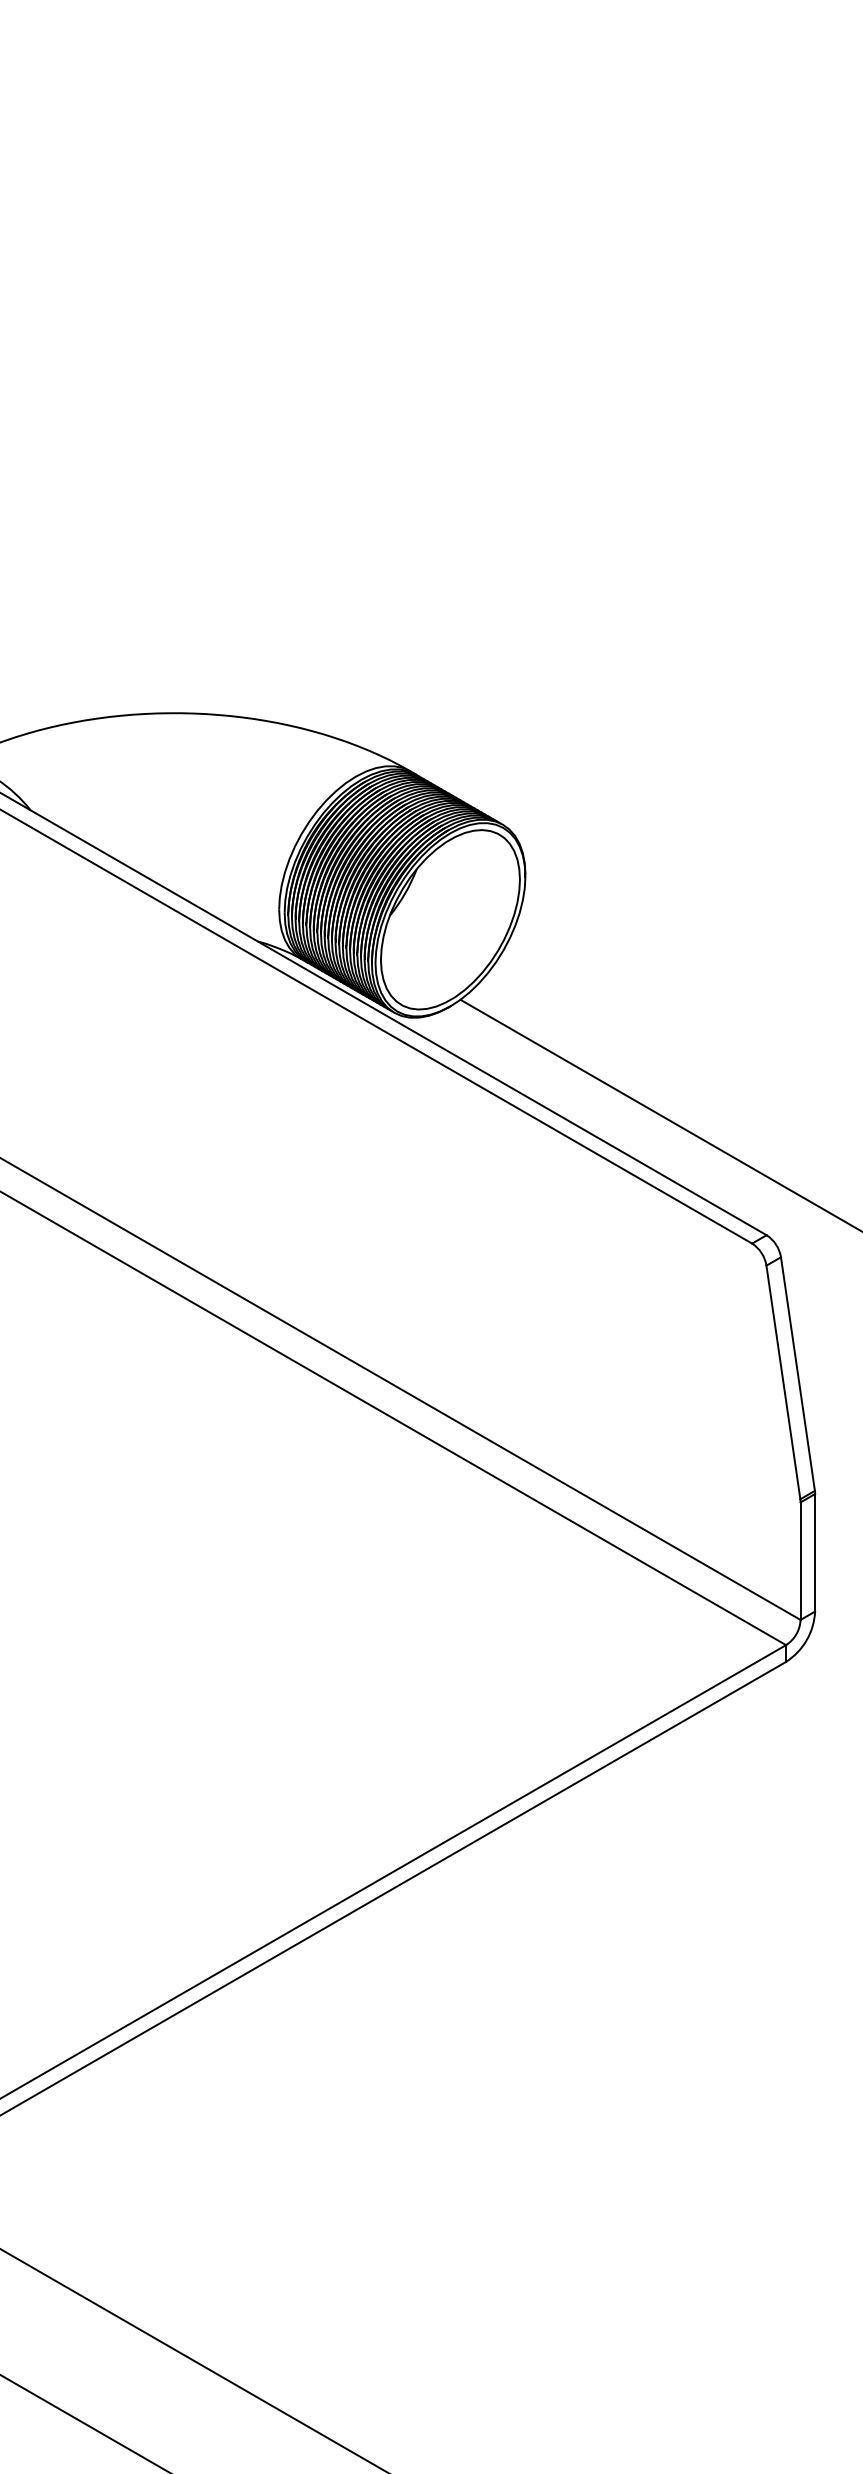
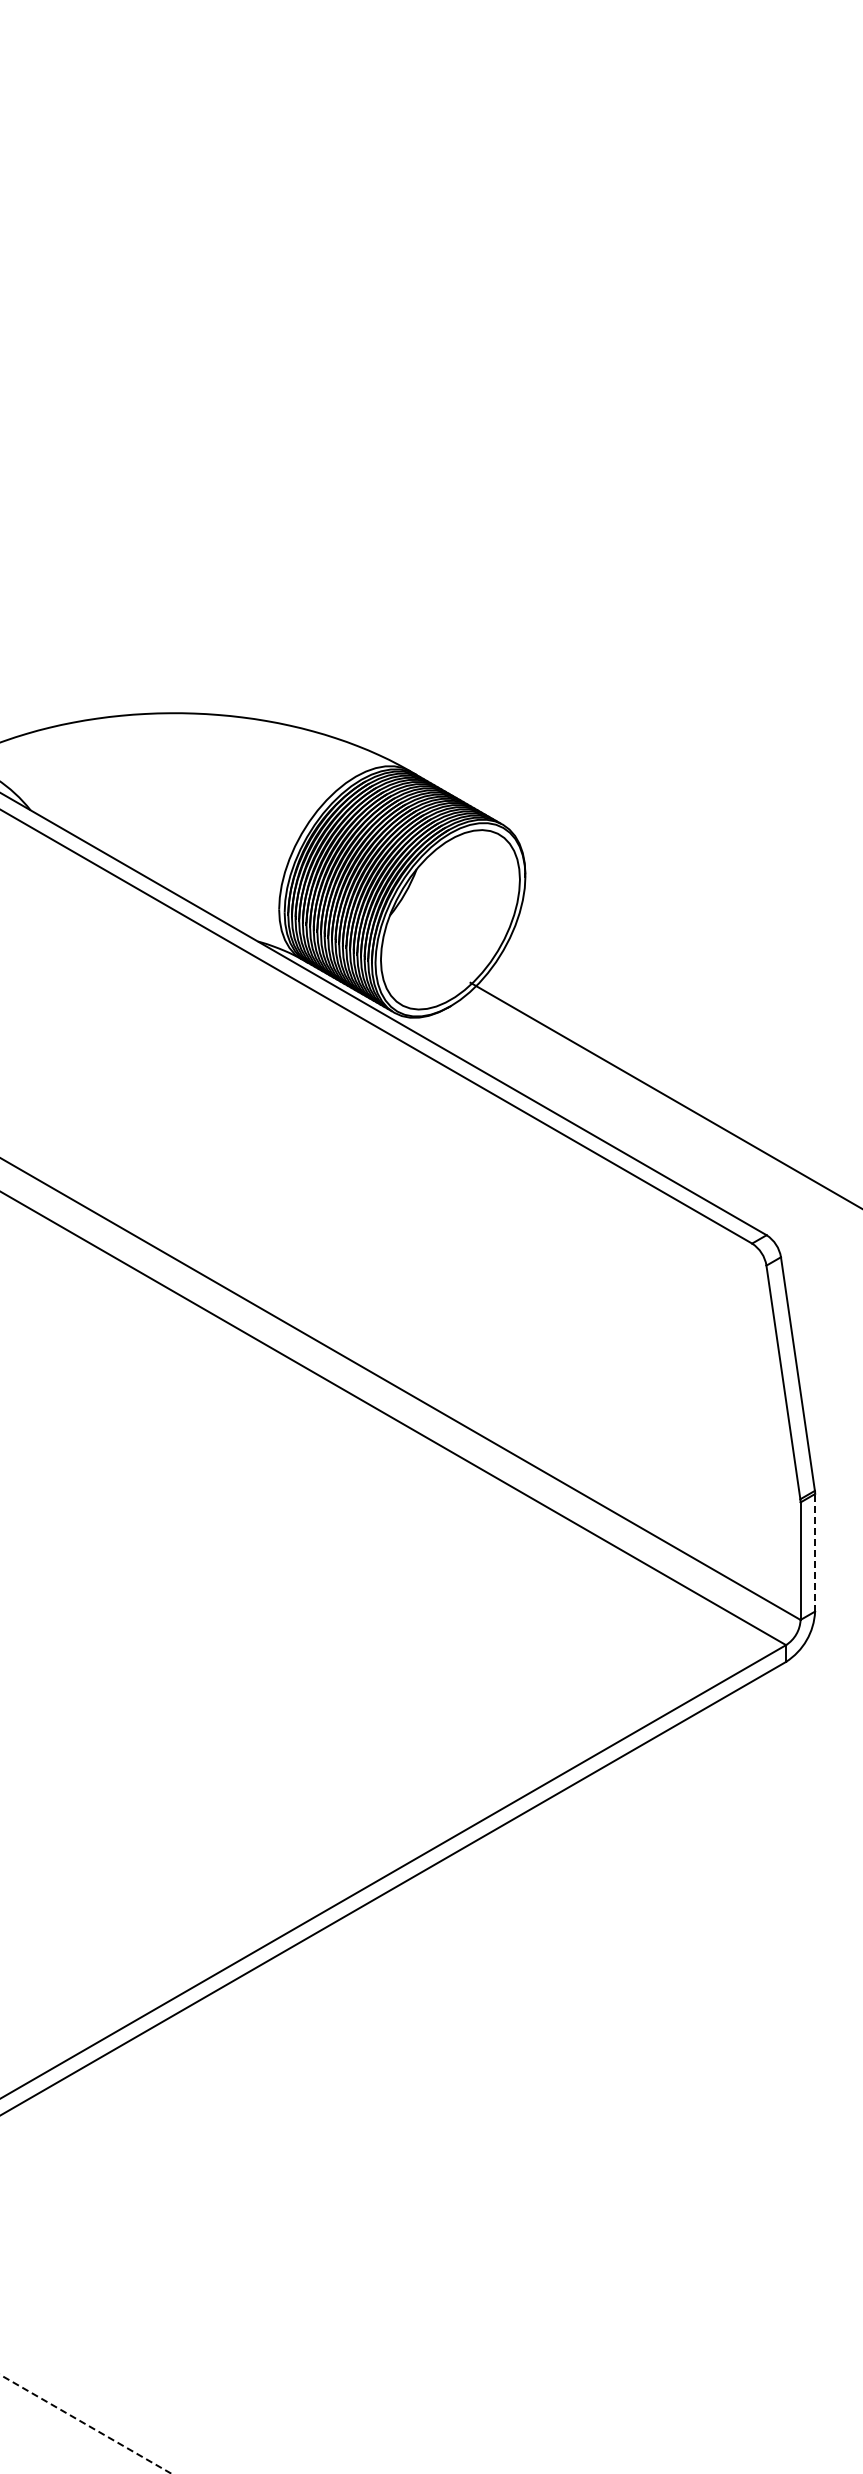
line position: (659, 1114) -> (664, 1094) (664, 1094)
line: solid -> dashed (815, 1552)
line: present -> none (193, 2360)
line: solid -> dashed (86, 2424)
